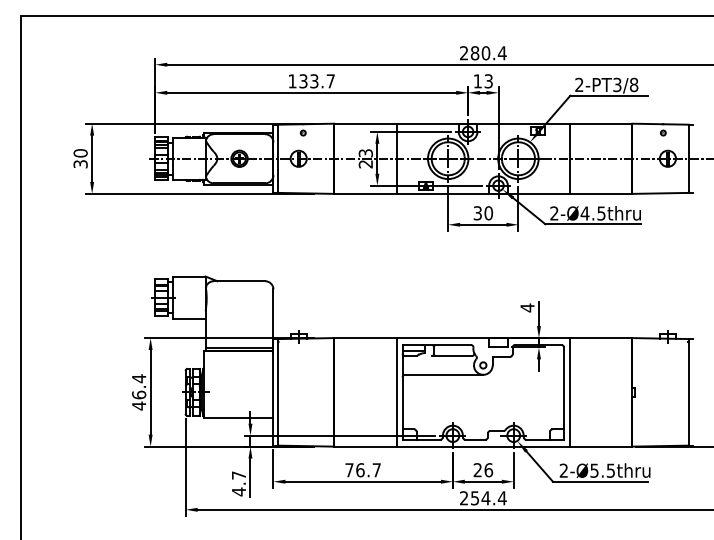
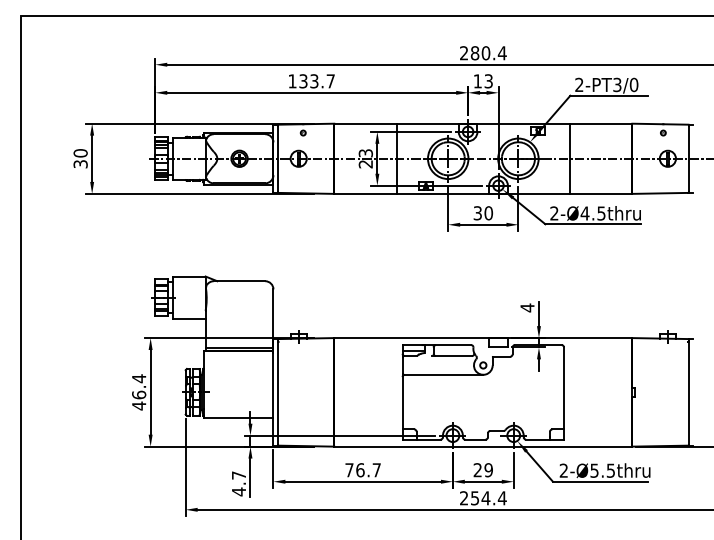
text: 2-PT3/8 -> 2-PT3/0 (633, 84)
line: present -> none (396, 392)
line: present -> none (569, 392)
text: 26 -> 29 (488, 470)
